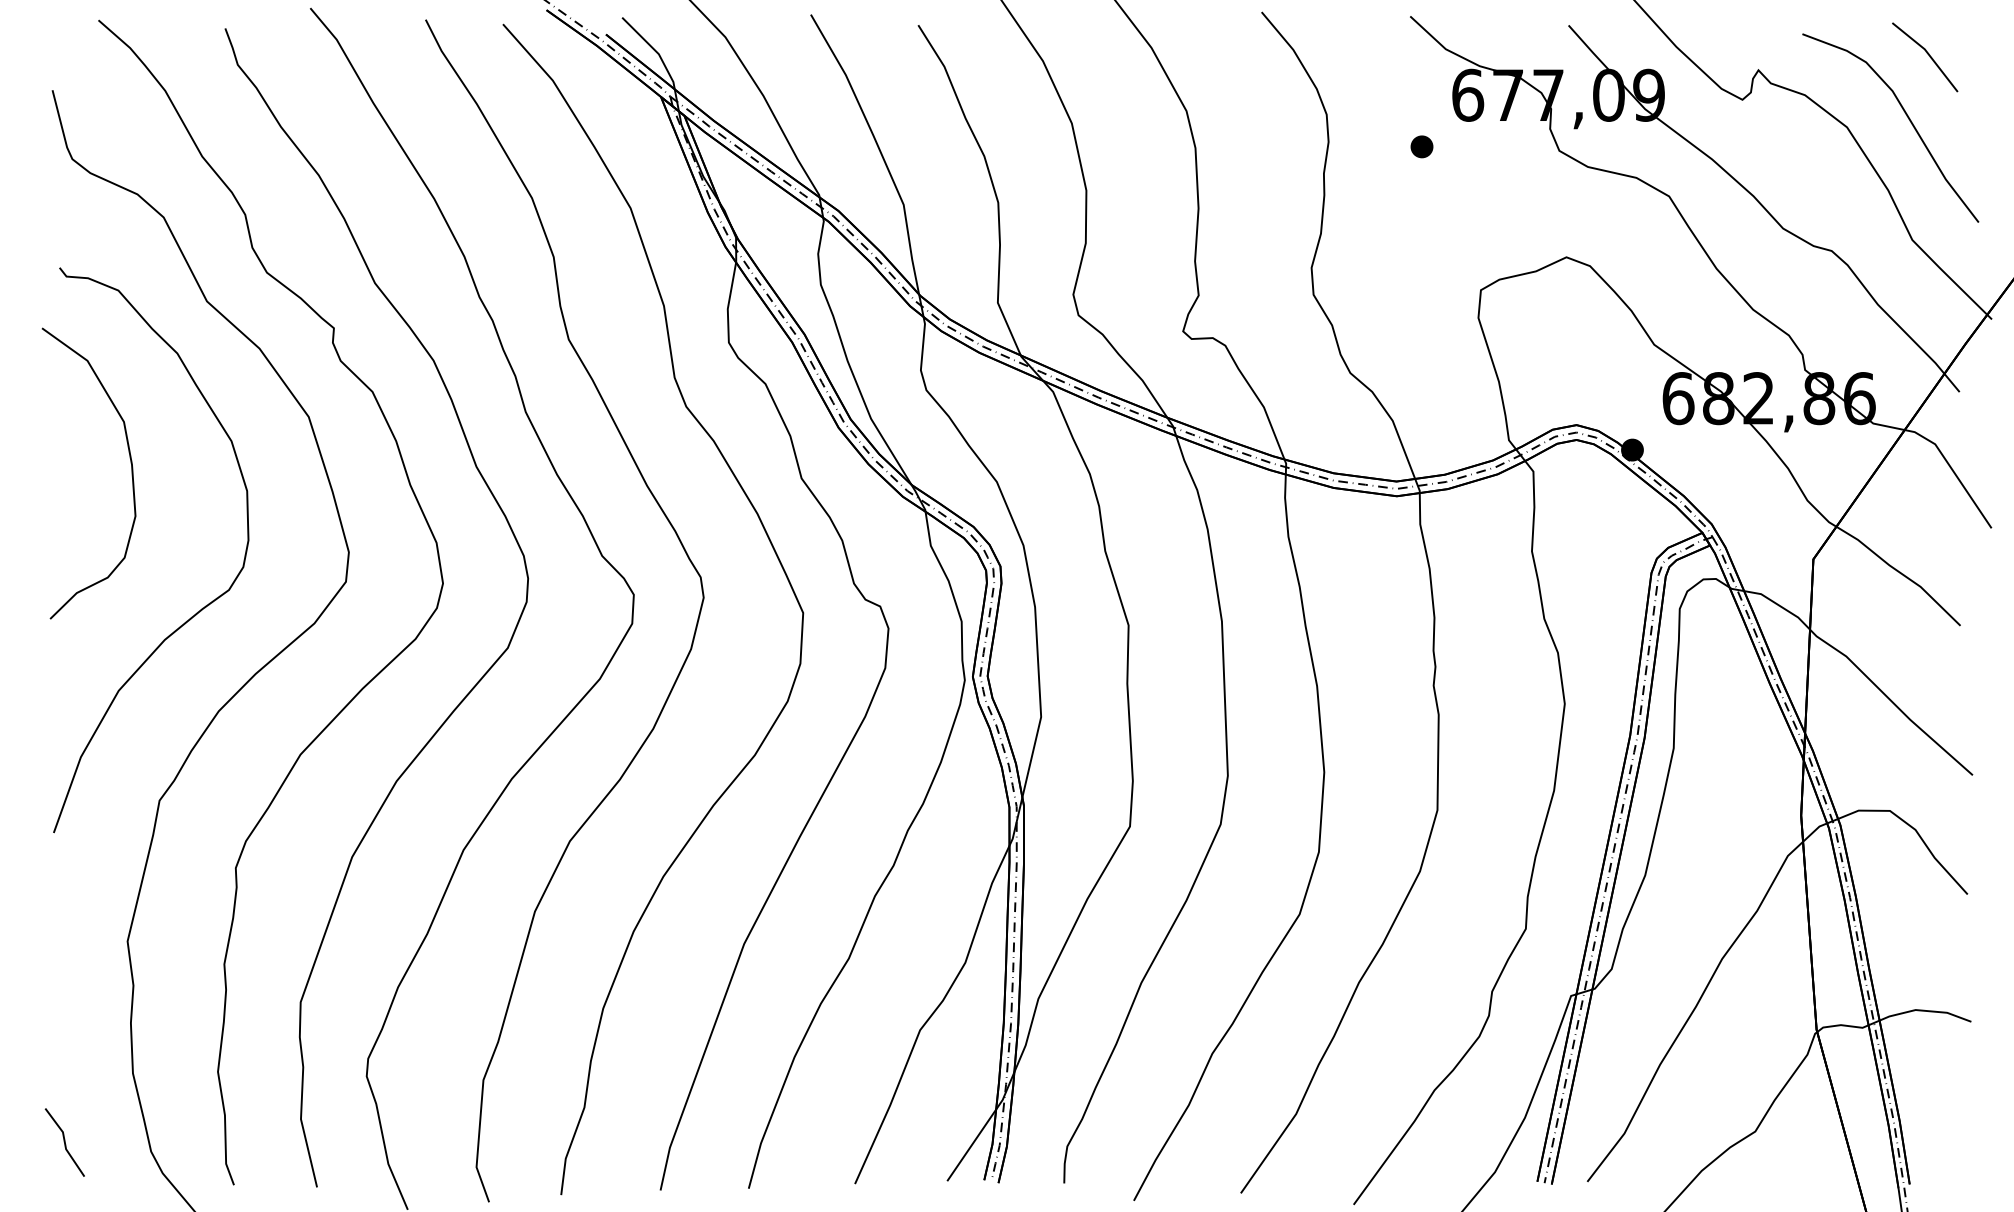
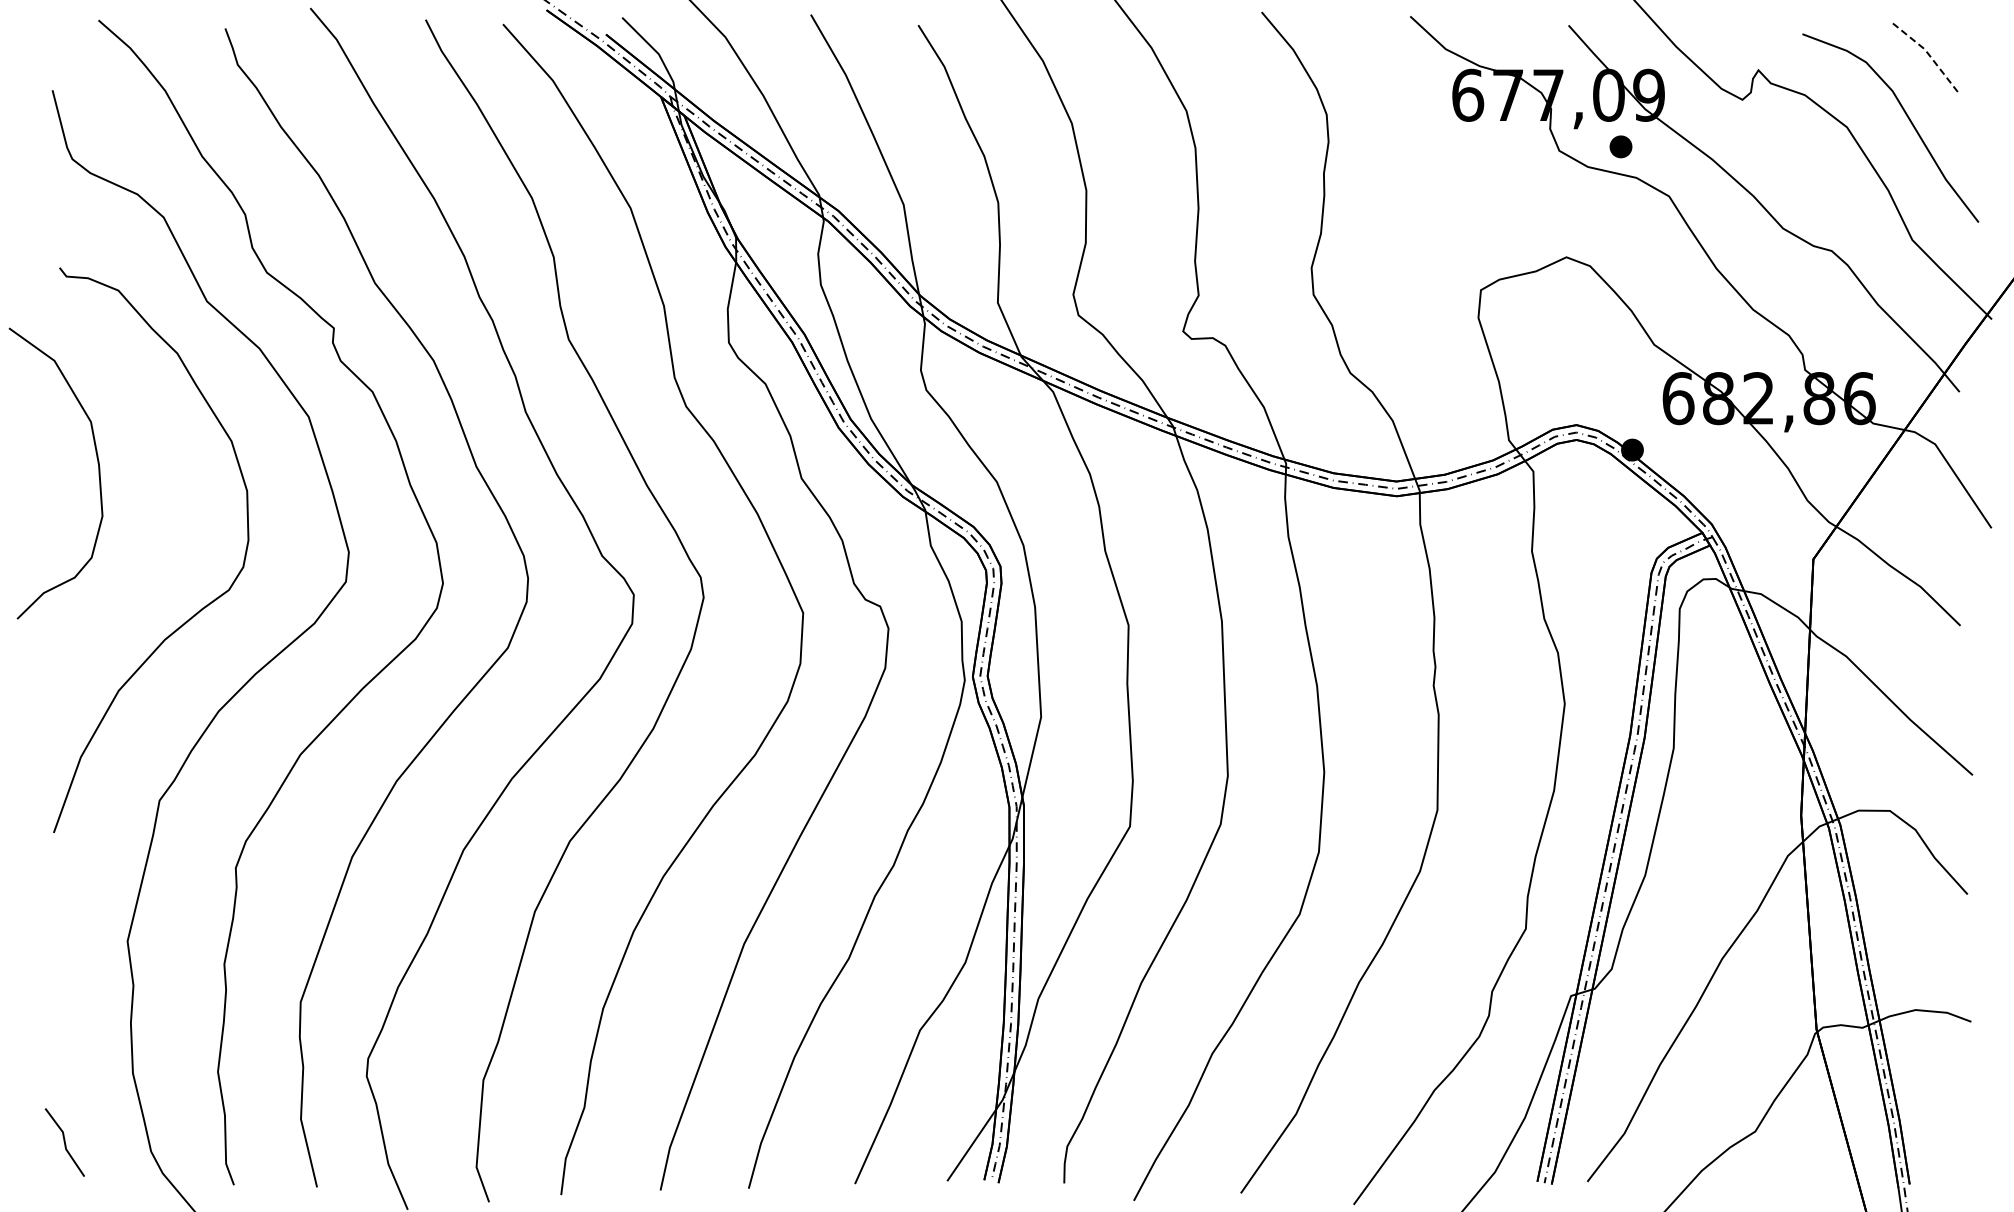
line: solid -> dashed (1927, 53)
part position: (1421, 146) -> (1620, 146) (1620, 146)
curve position: (131, 473) -> (98, 473) (98, 473)
